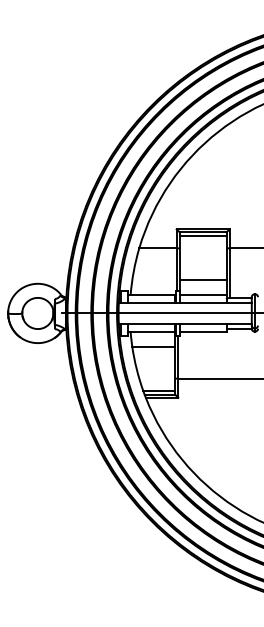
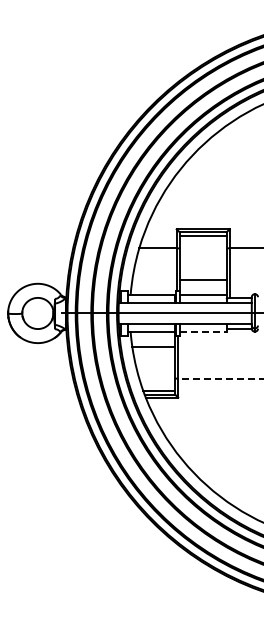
line: solid -> dashed (203, 332)
line: solid -> dashed (221, 378)
